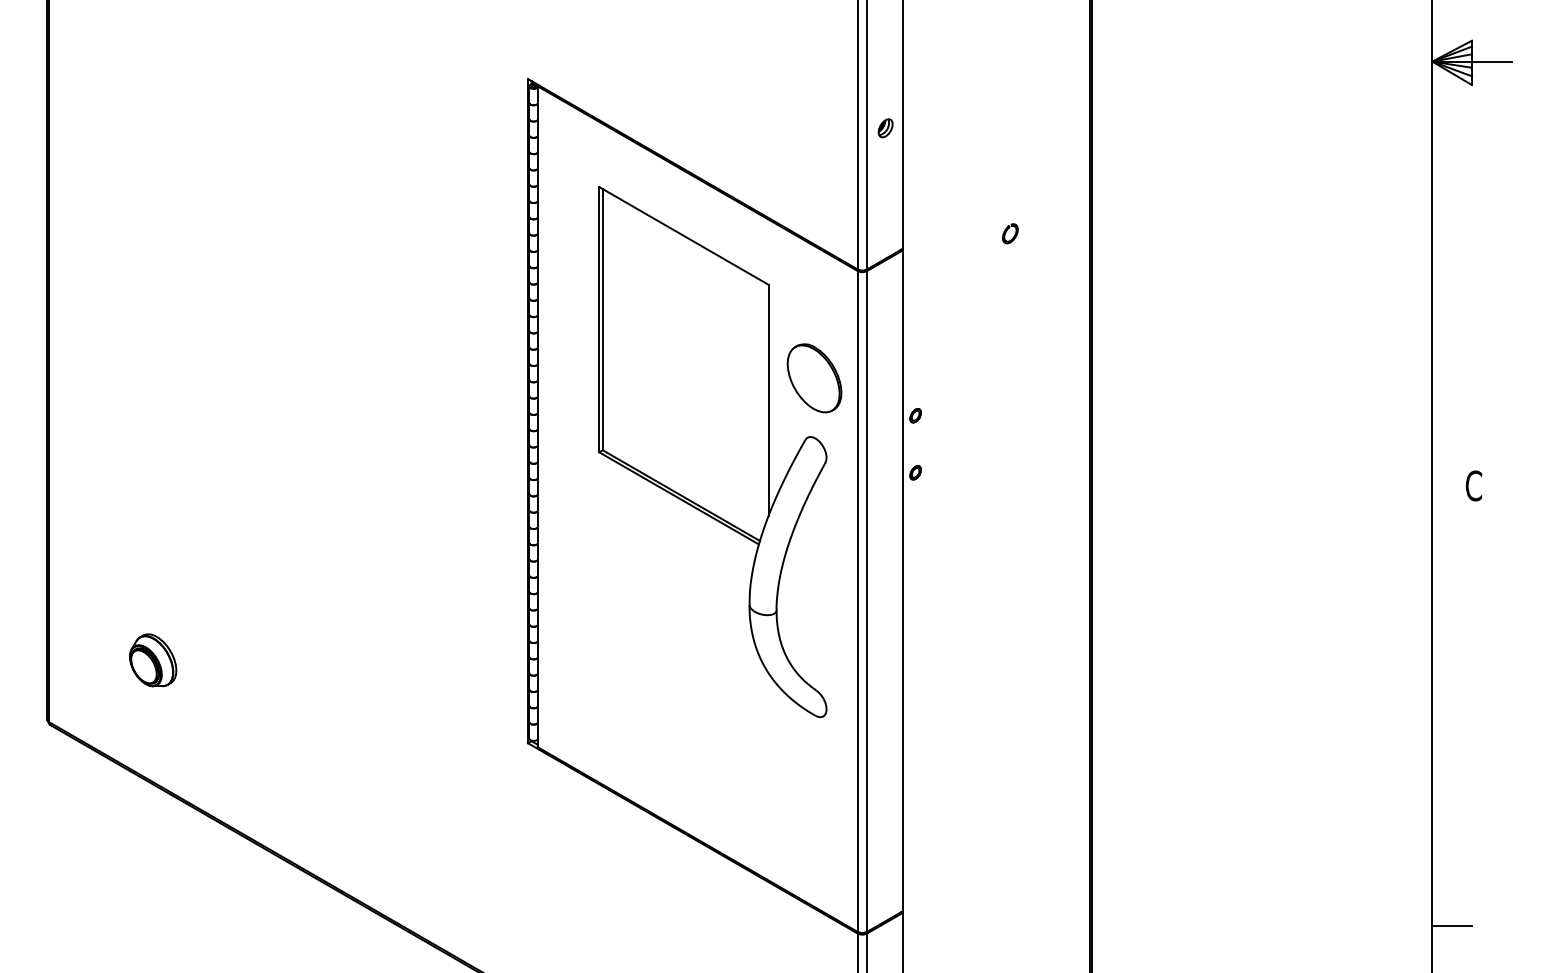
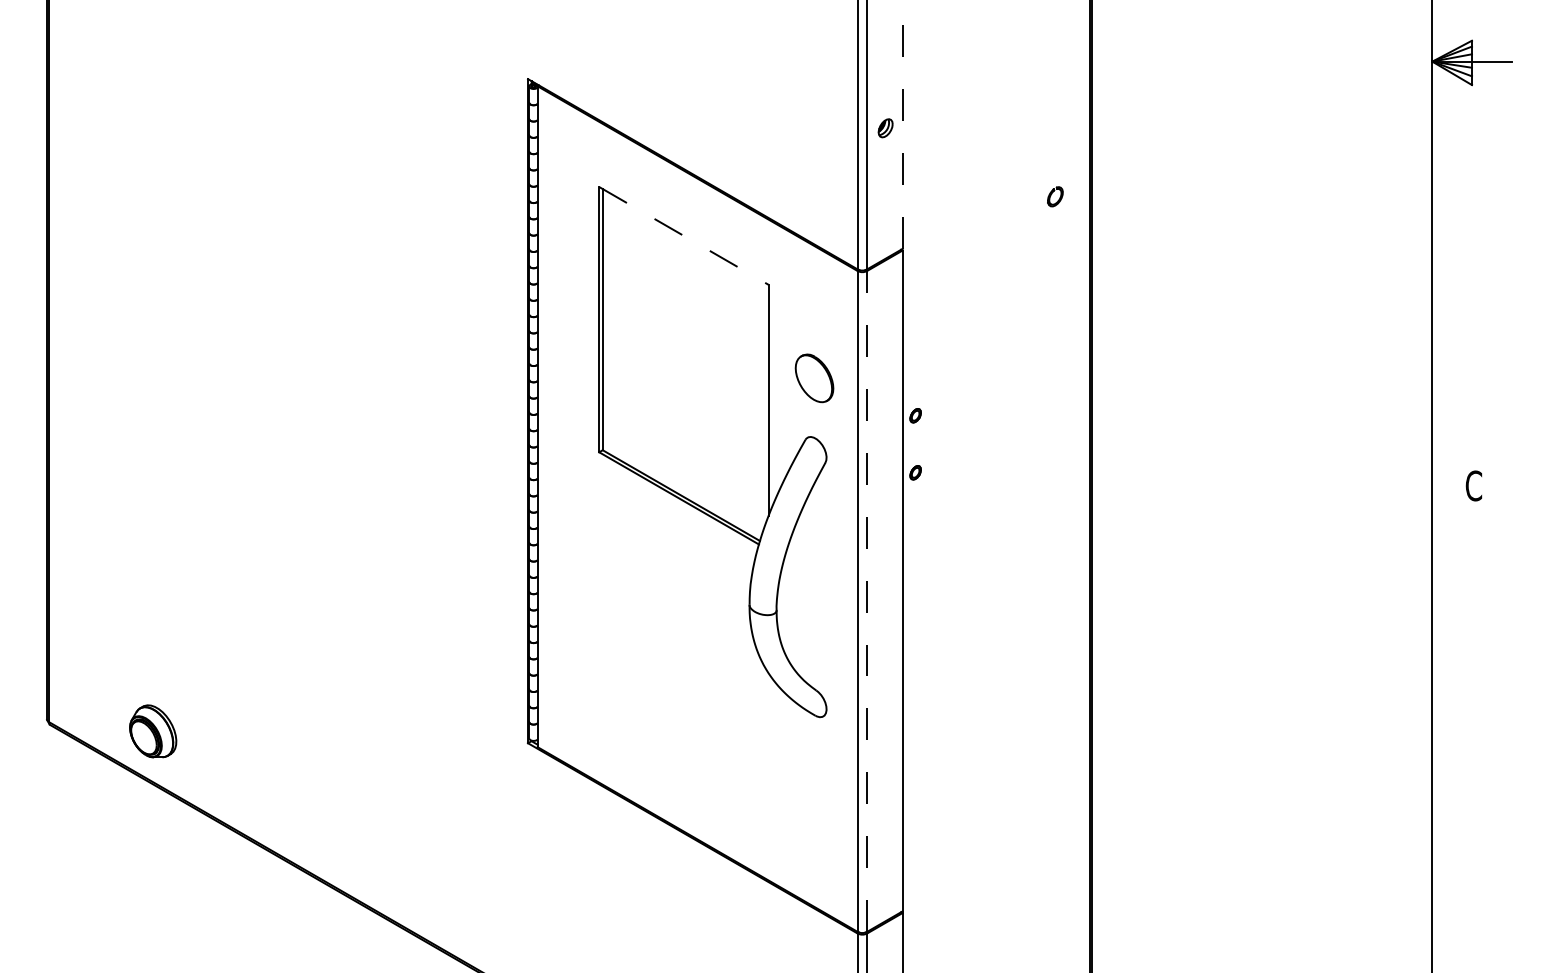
line: solid -> dashed (902, 124)
part position: (1010, 233) -> (1055, 196) (1055, 196)
line: solid -> dashed (683, 235)
part size: 57x71 px -> 41x51 px (814, 378)
line: solid -> dashed (867, 601)
part position: (153, 660) -> (153, 731) (153, 731)
line: present -> none (1452, 926)
